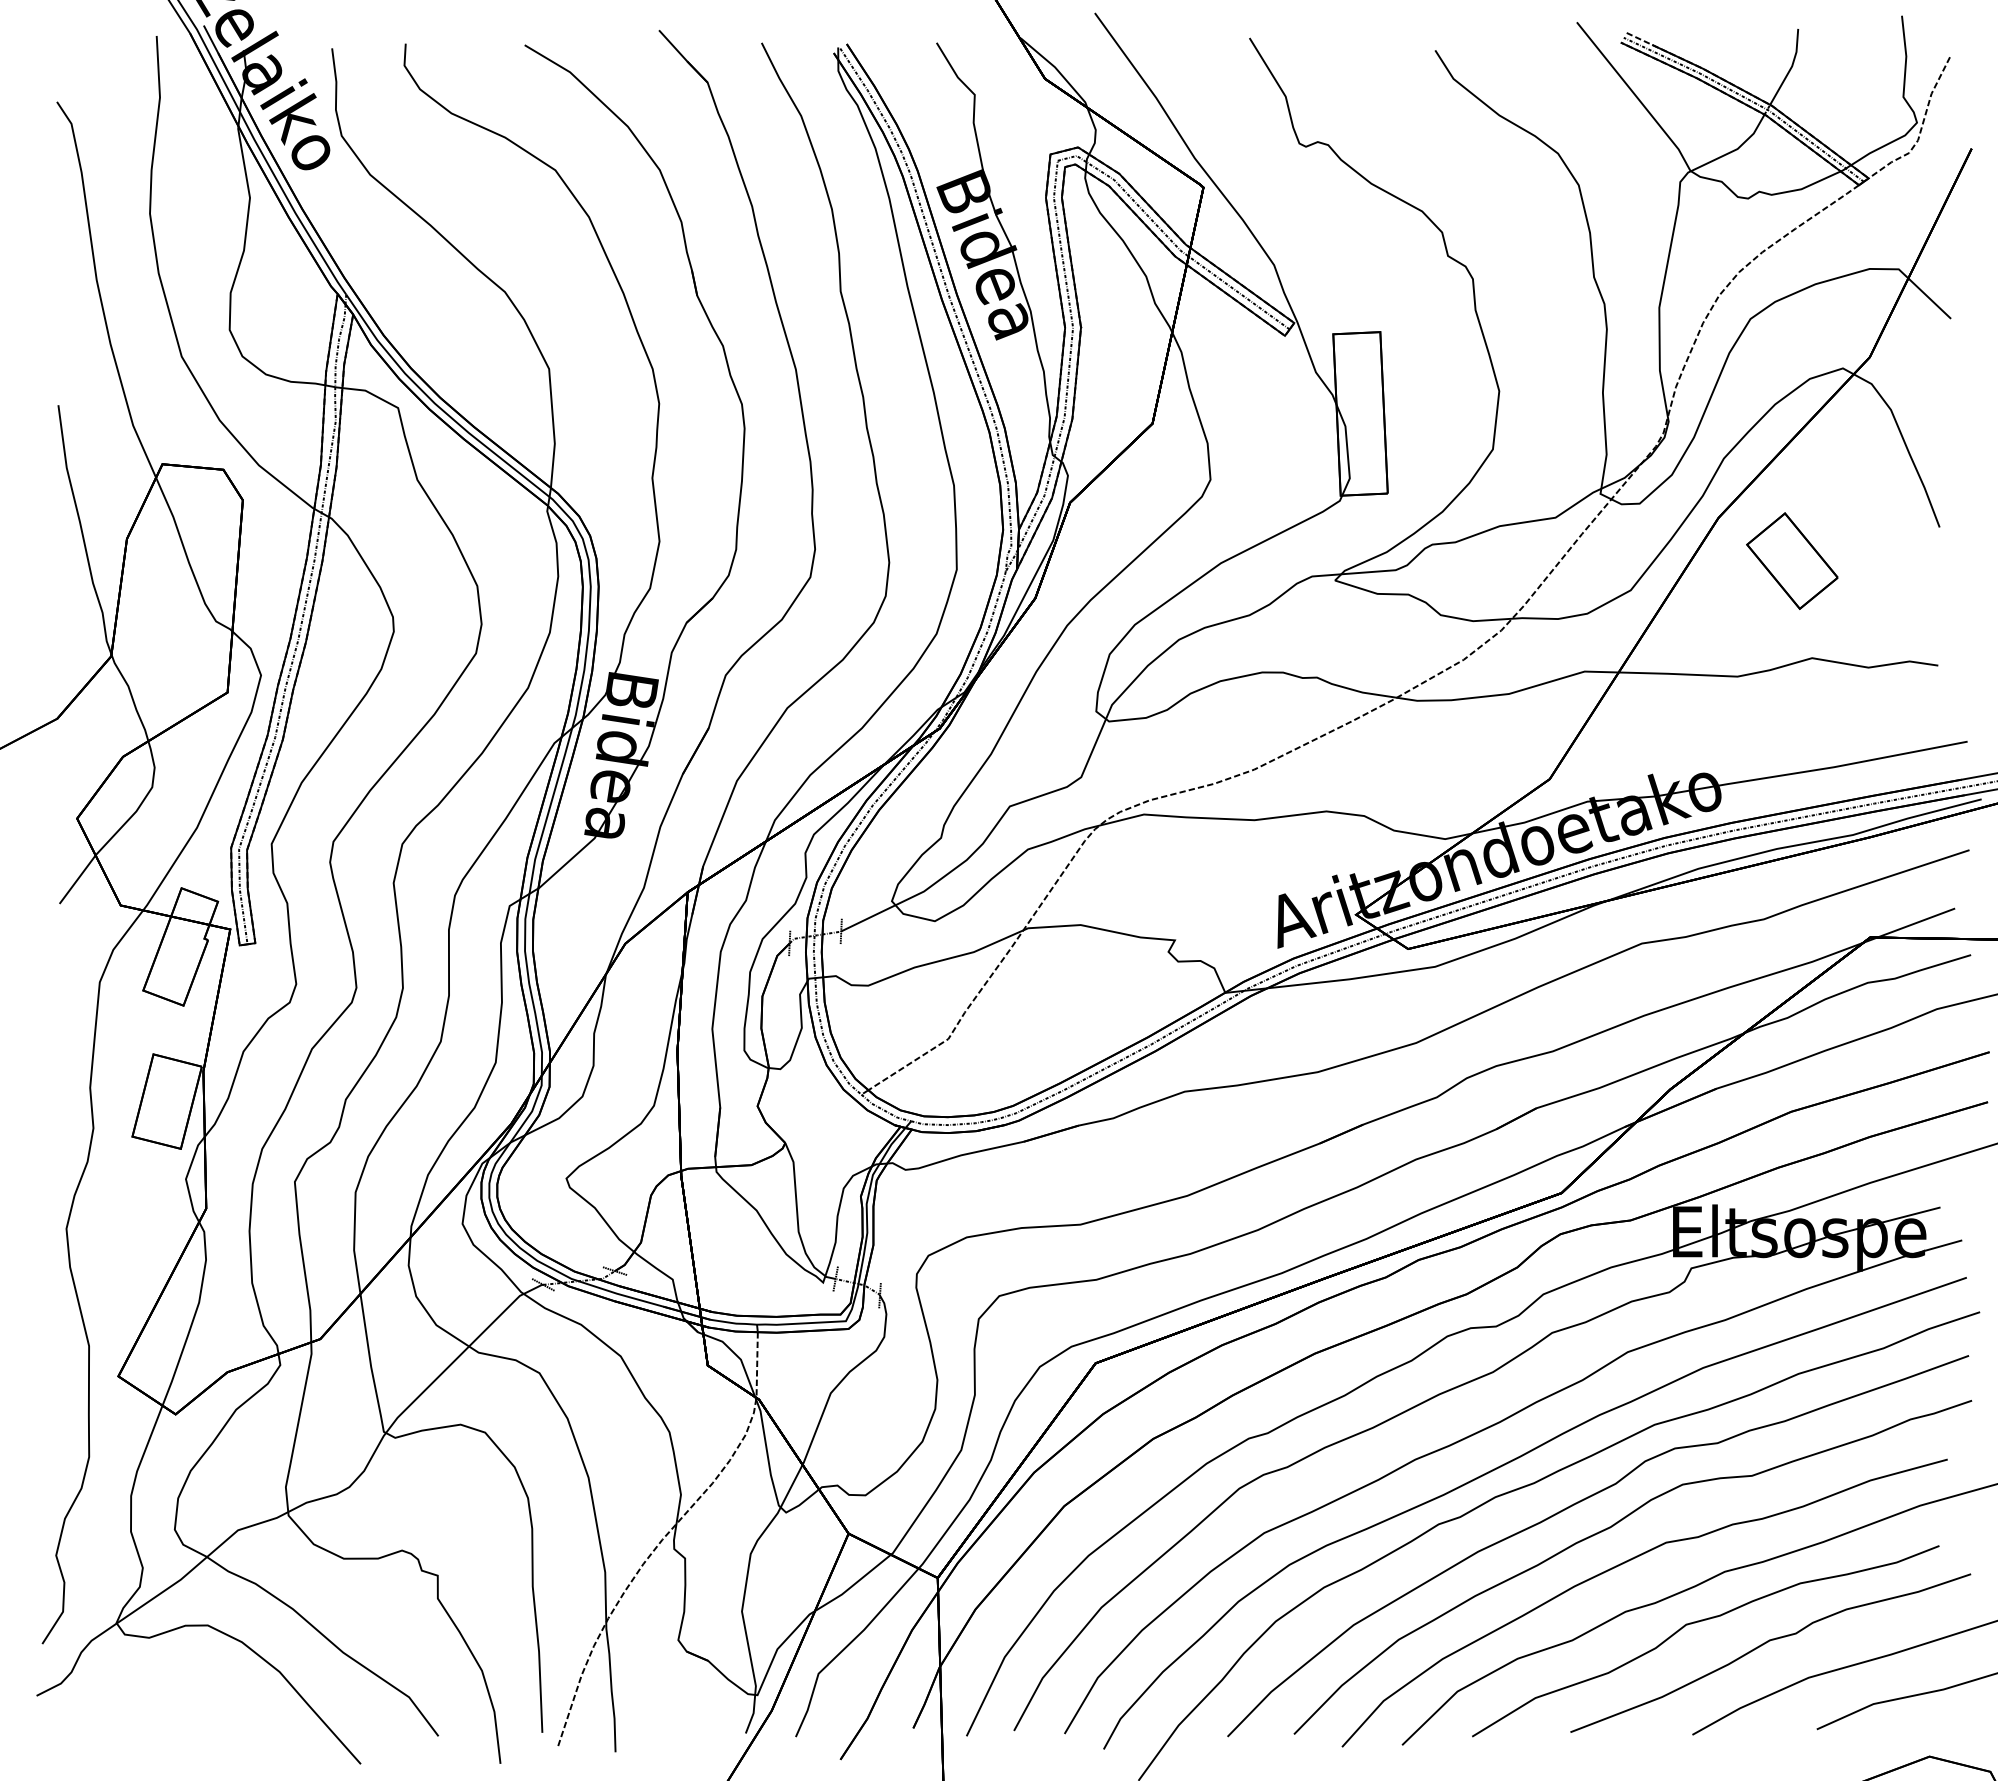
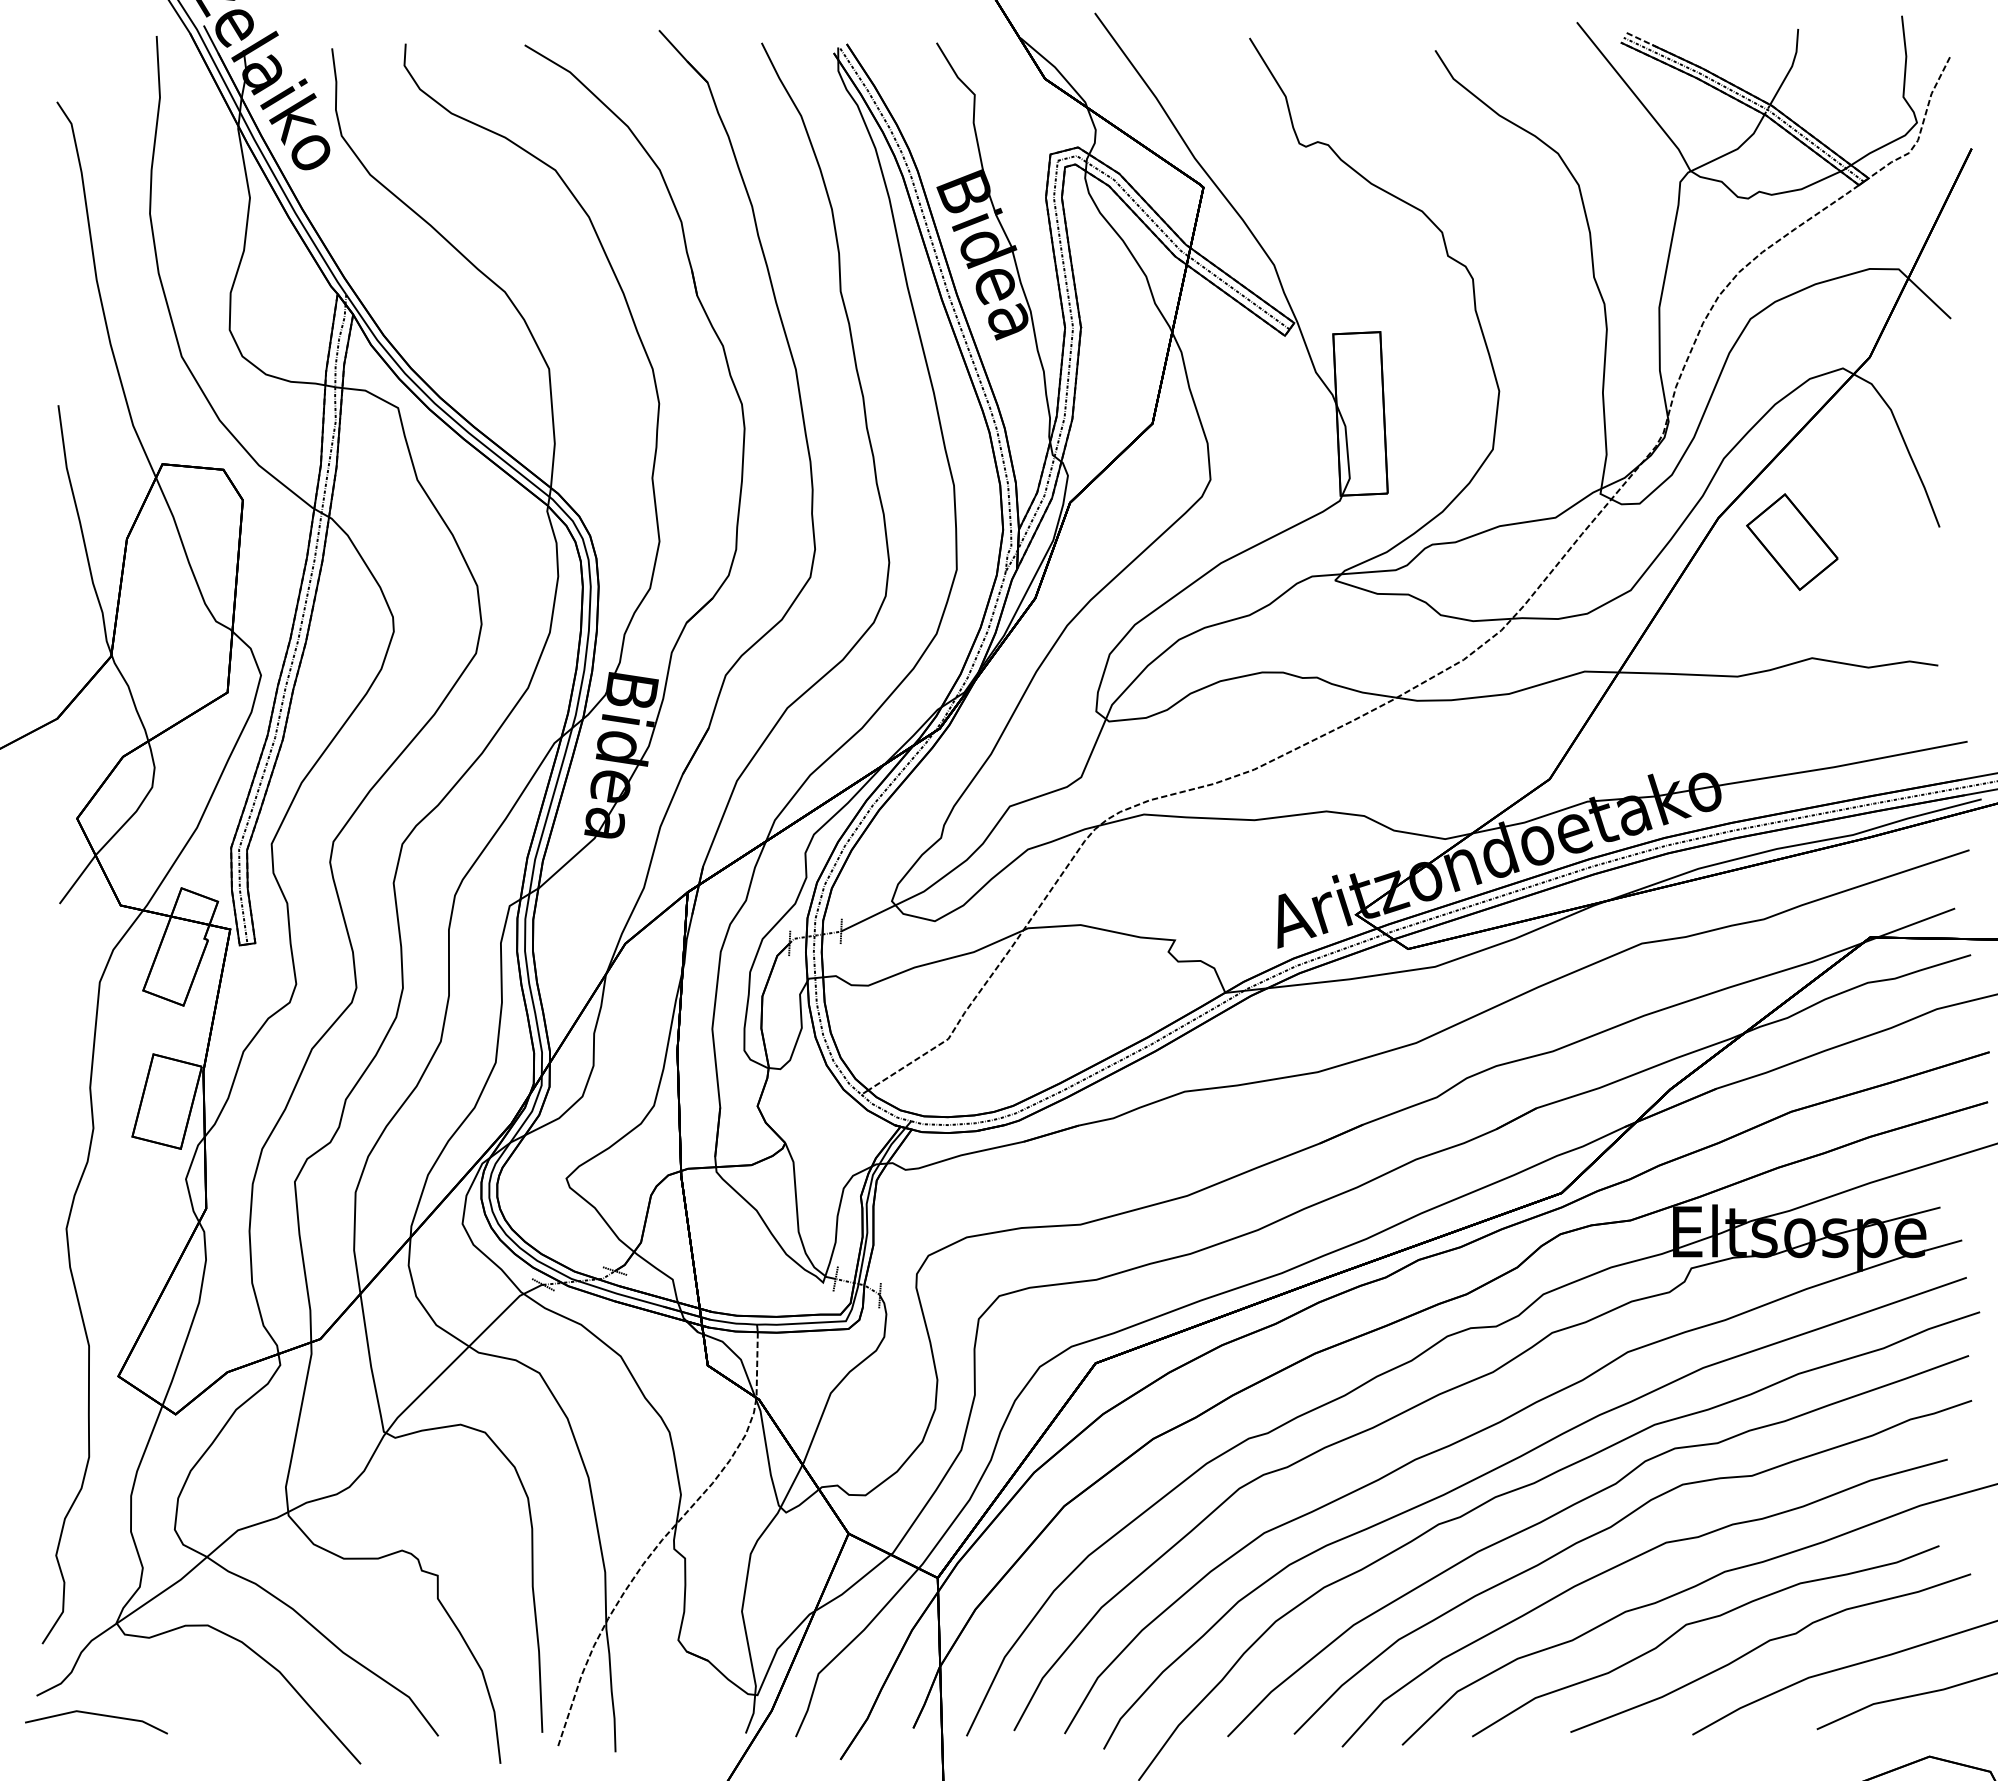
part position: (1792, 560) -> (1792, 541) (1792, 541)
line: none -> present (96, 1715)
